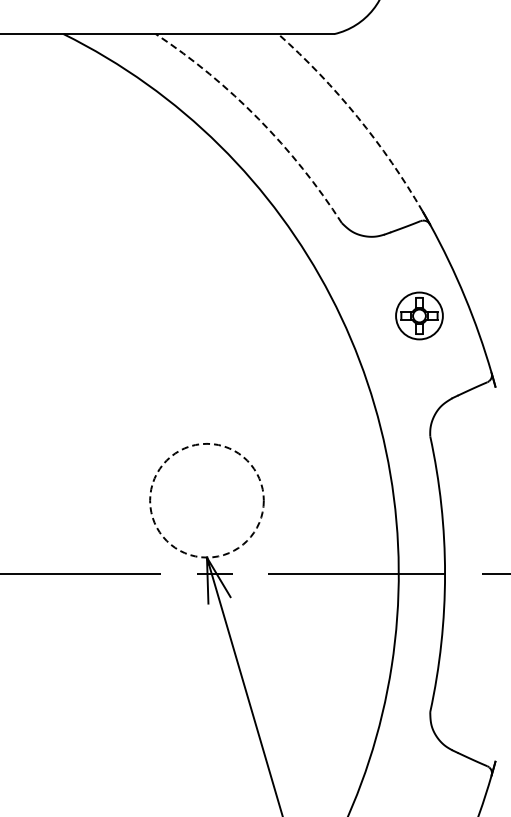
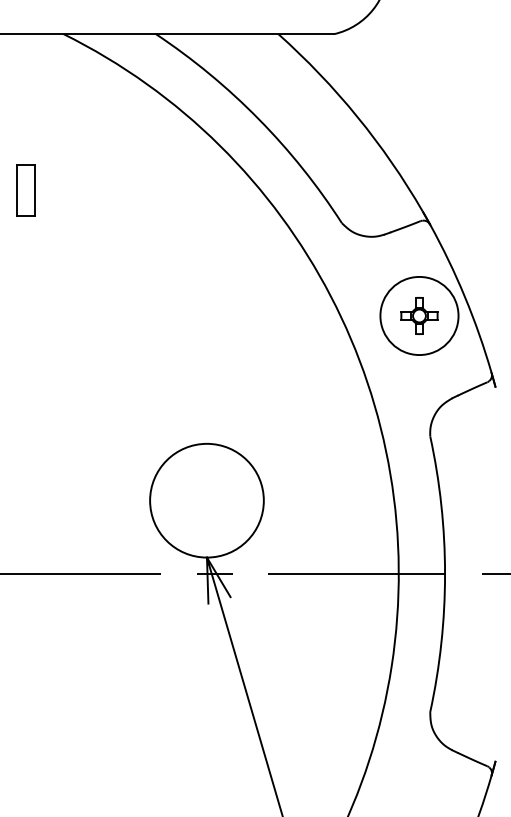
arc: dashed -> solid (357, 117)
arc: dashed -> solid (258, 119)
part: none -> present (25, 190)
circle diameter: 47 px -> 78 px (419, 315)
circle: dashed -> solid (206, 500)
